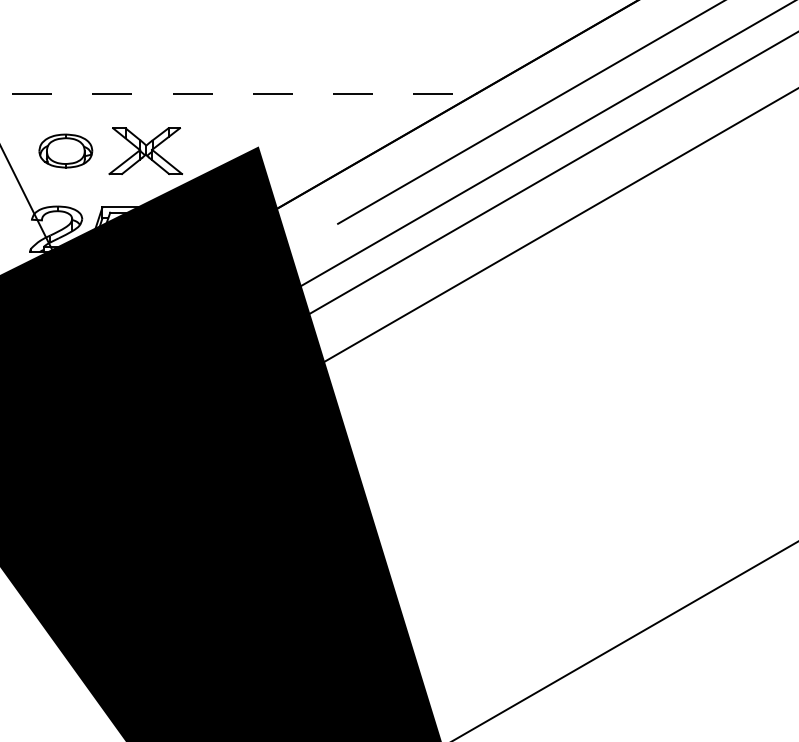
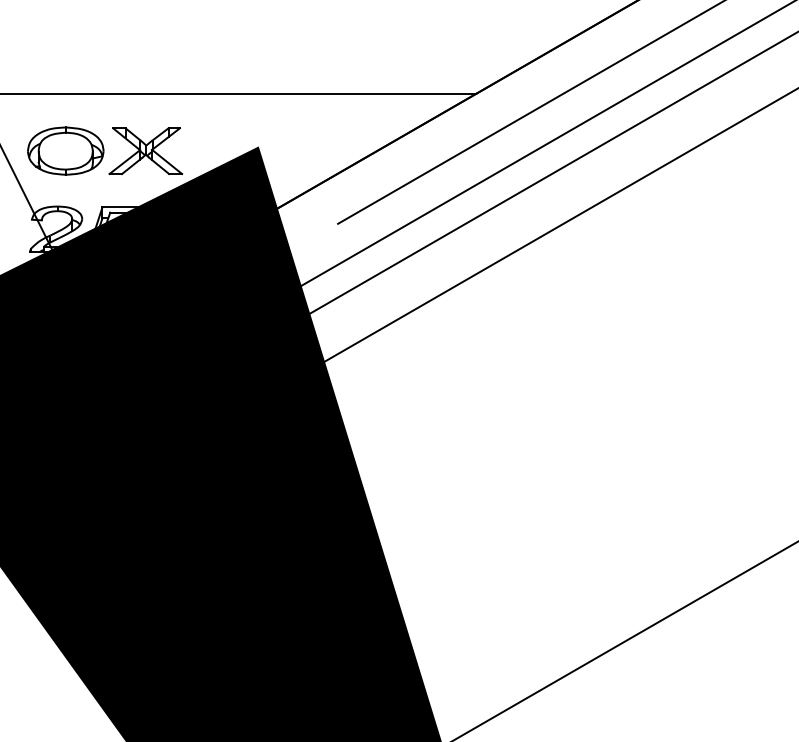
line: dashed -> solid (238, 93)
part size: 56x36 px -> 78x50 px (65, 150)
